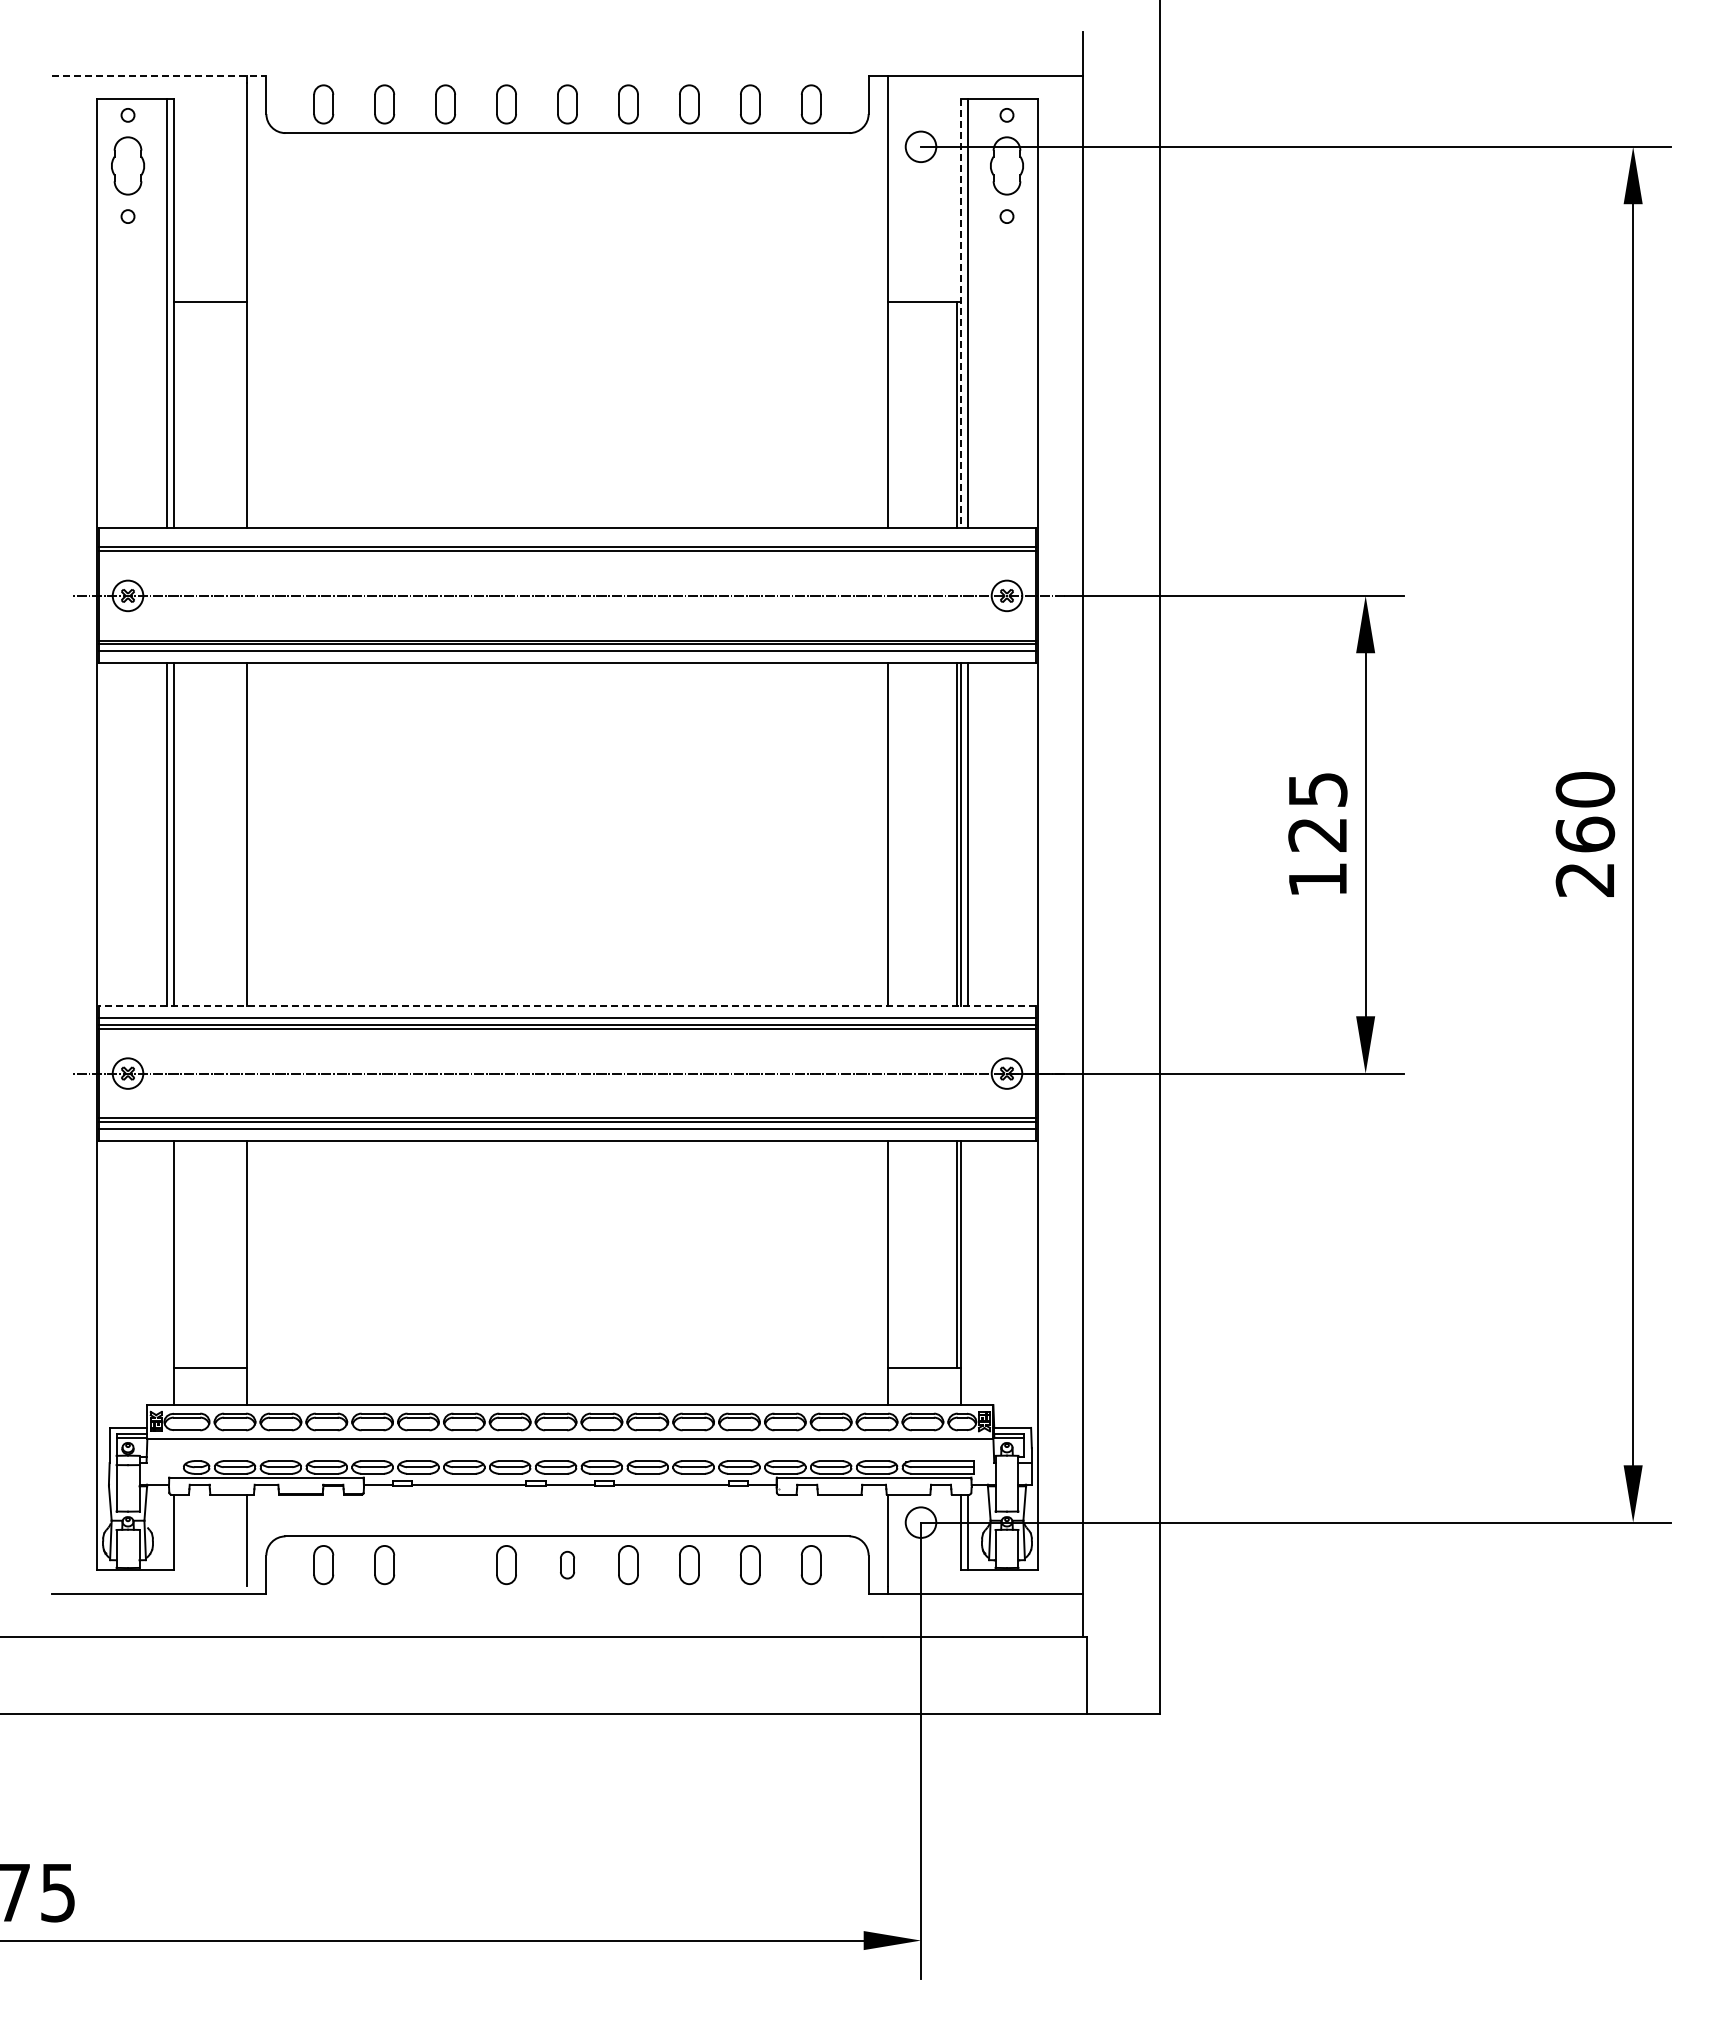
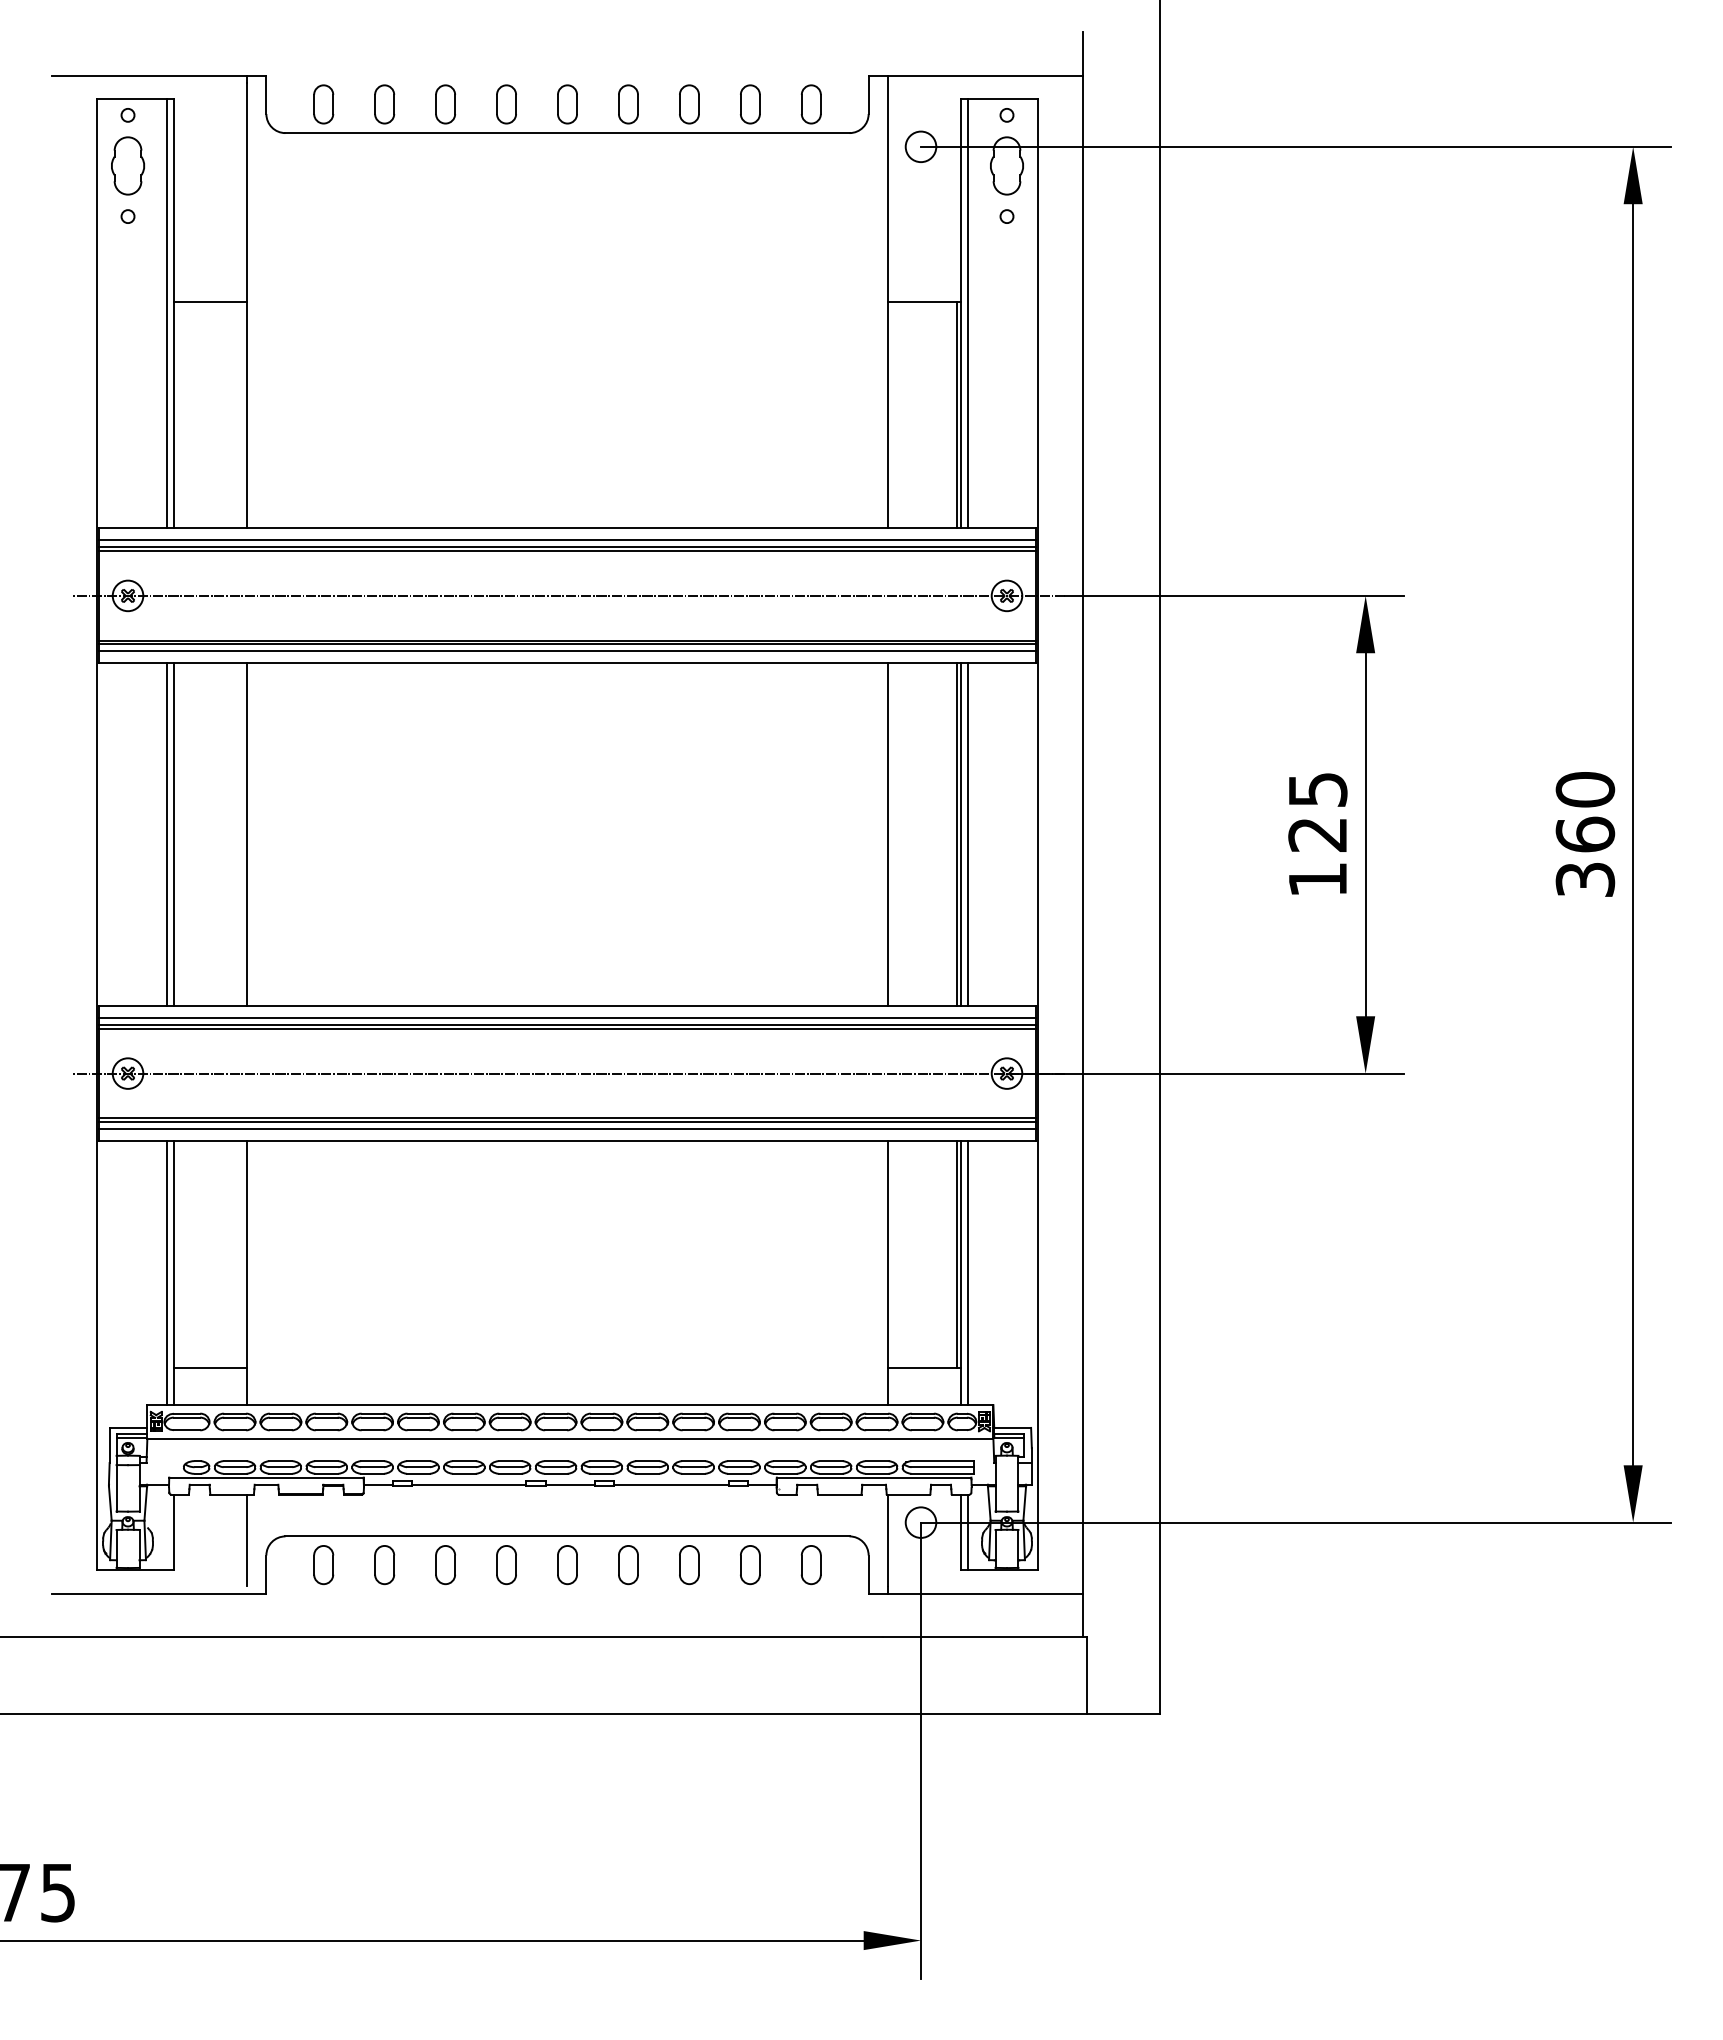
line: dashed -> solid (159, 75)
line: dashed -> solid (961, 313)
line: none -> present (567, 540)
text: 260 -> 360 (1585, 879)
line: dashed -> solid (567, 1006)
line: none -> present (167, 1273)
line: none -> present (968, 1273)
part size: 16x30 px -> 21x41 px (567, 1565)
part: none -> present (445, 1565)
